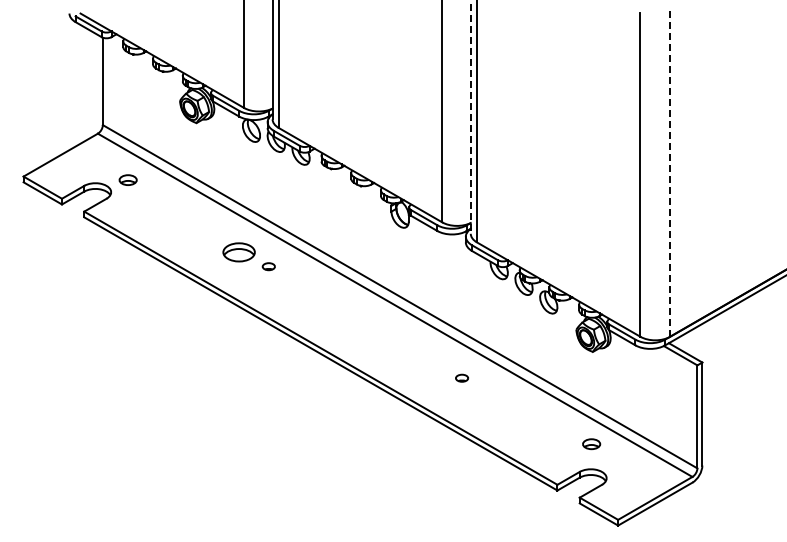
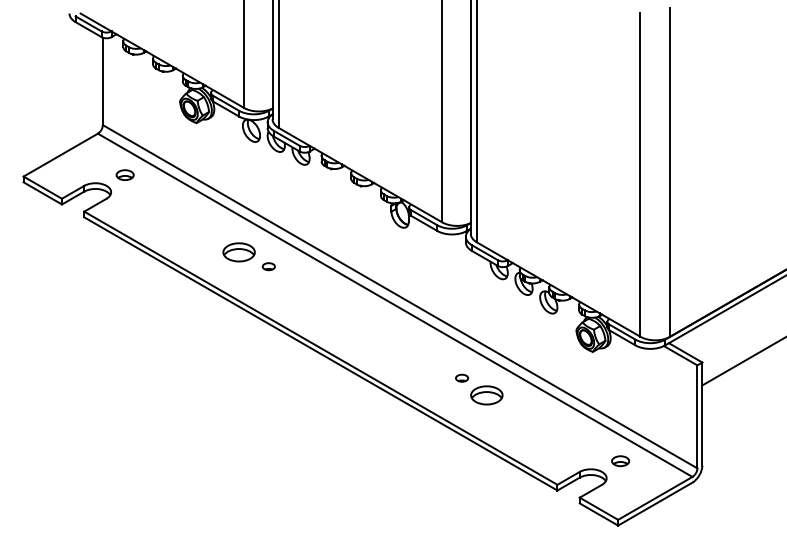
line: dashed -> solid (470, 117)
line: dashed -> solid (670, 171)
part position: (127, 179) -> (124, 174) (124, 174)
line: none -> present (742, 361)
part: none -> present (486, 395)
part position: (591, 444) -> (620, 461) (620, 461)
